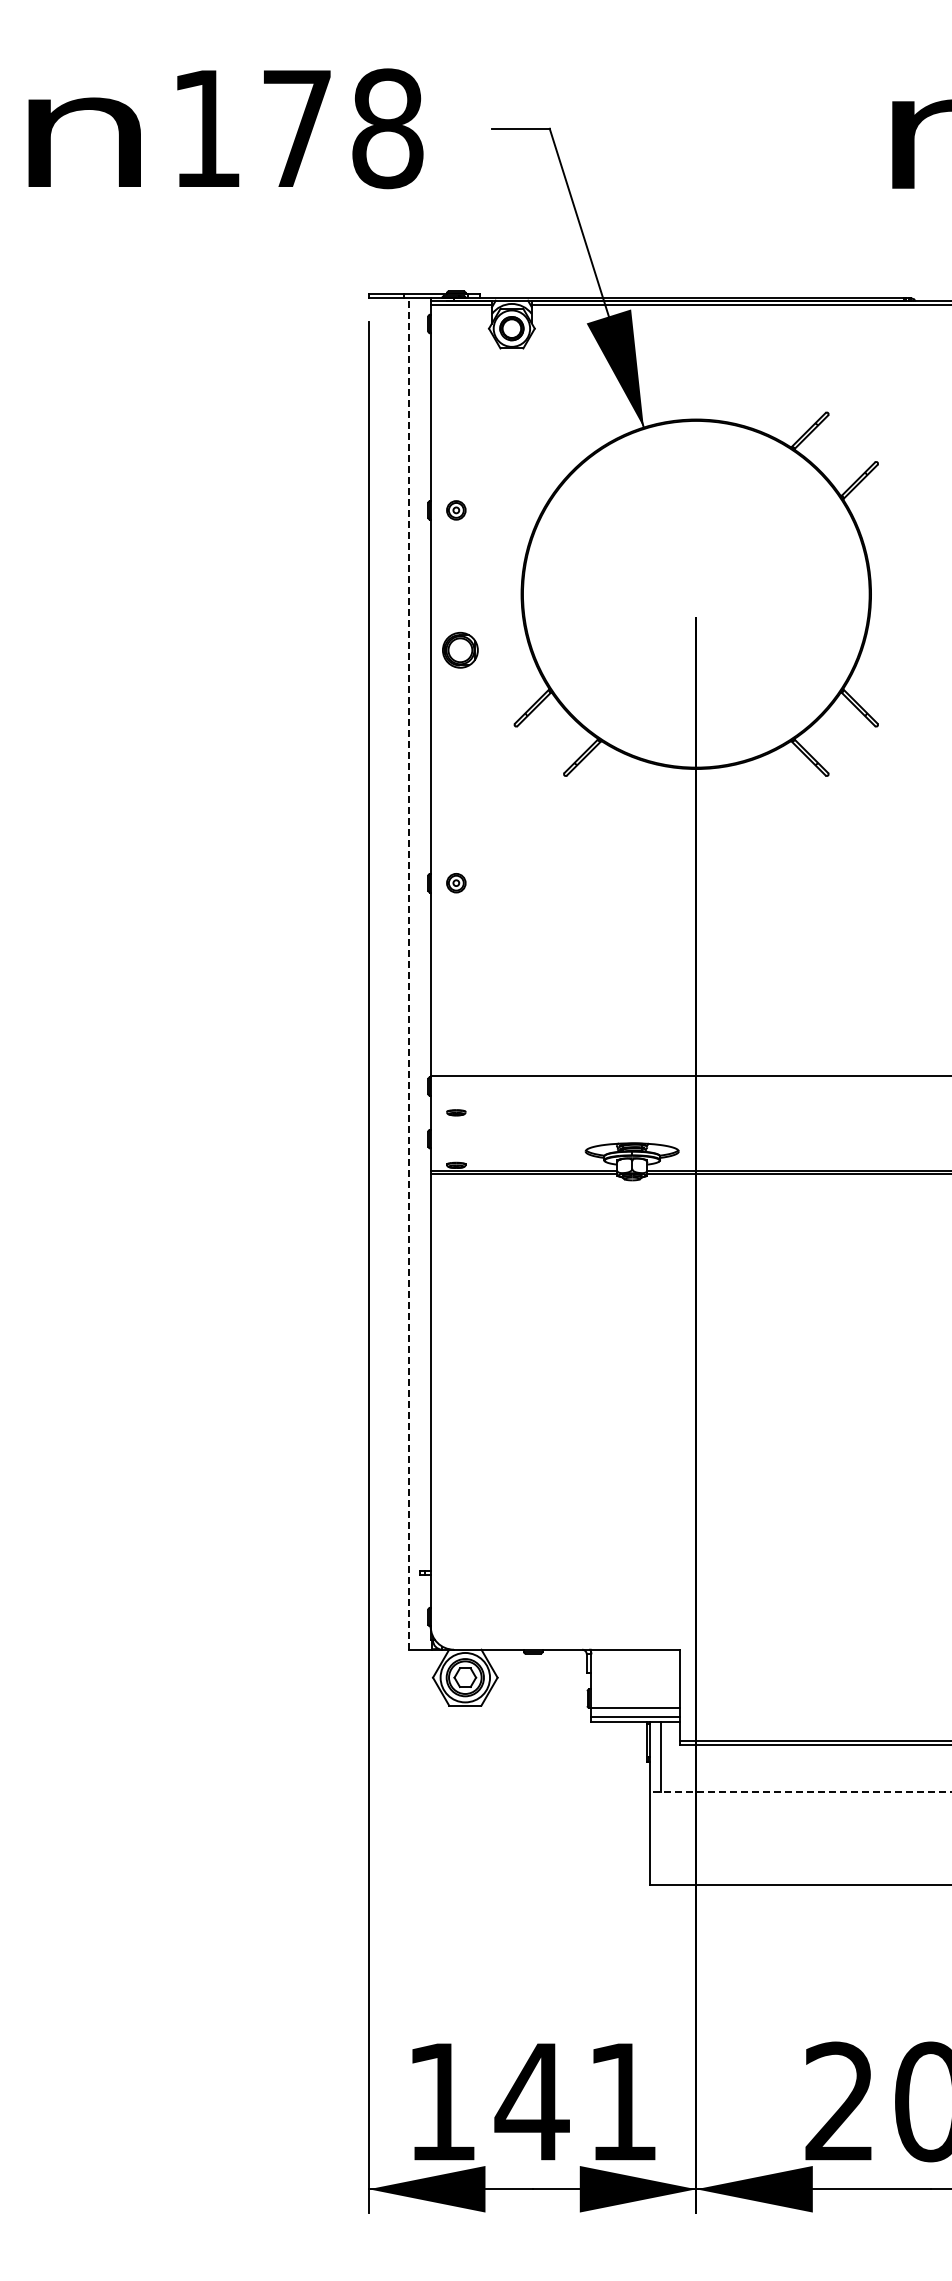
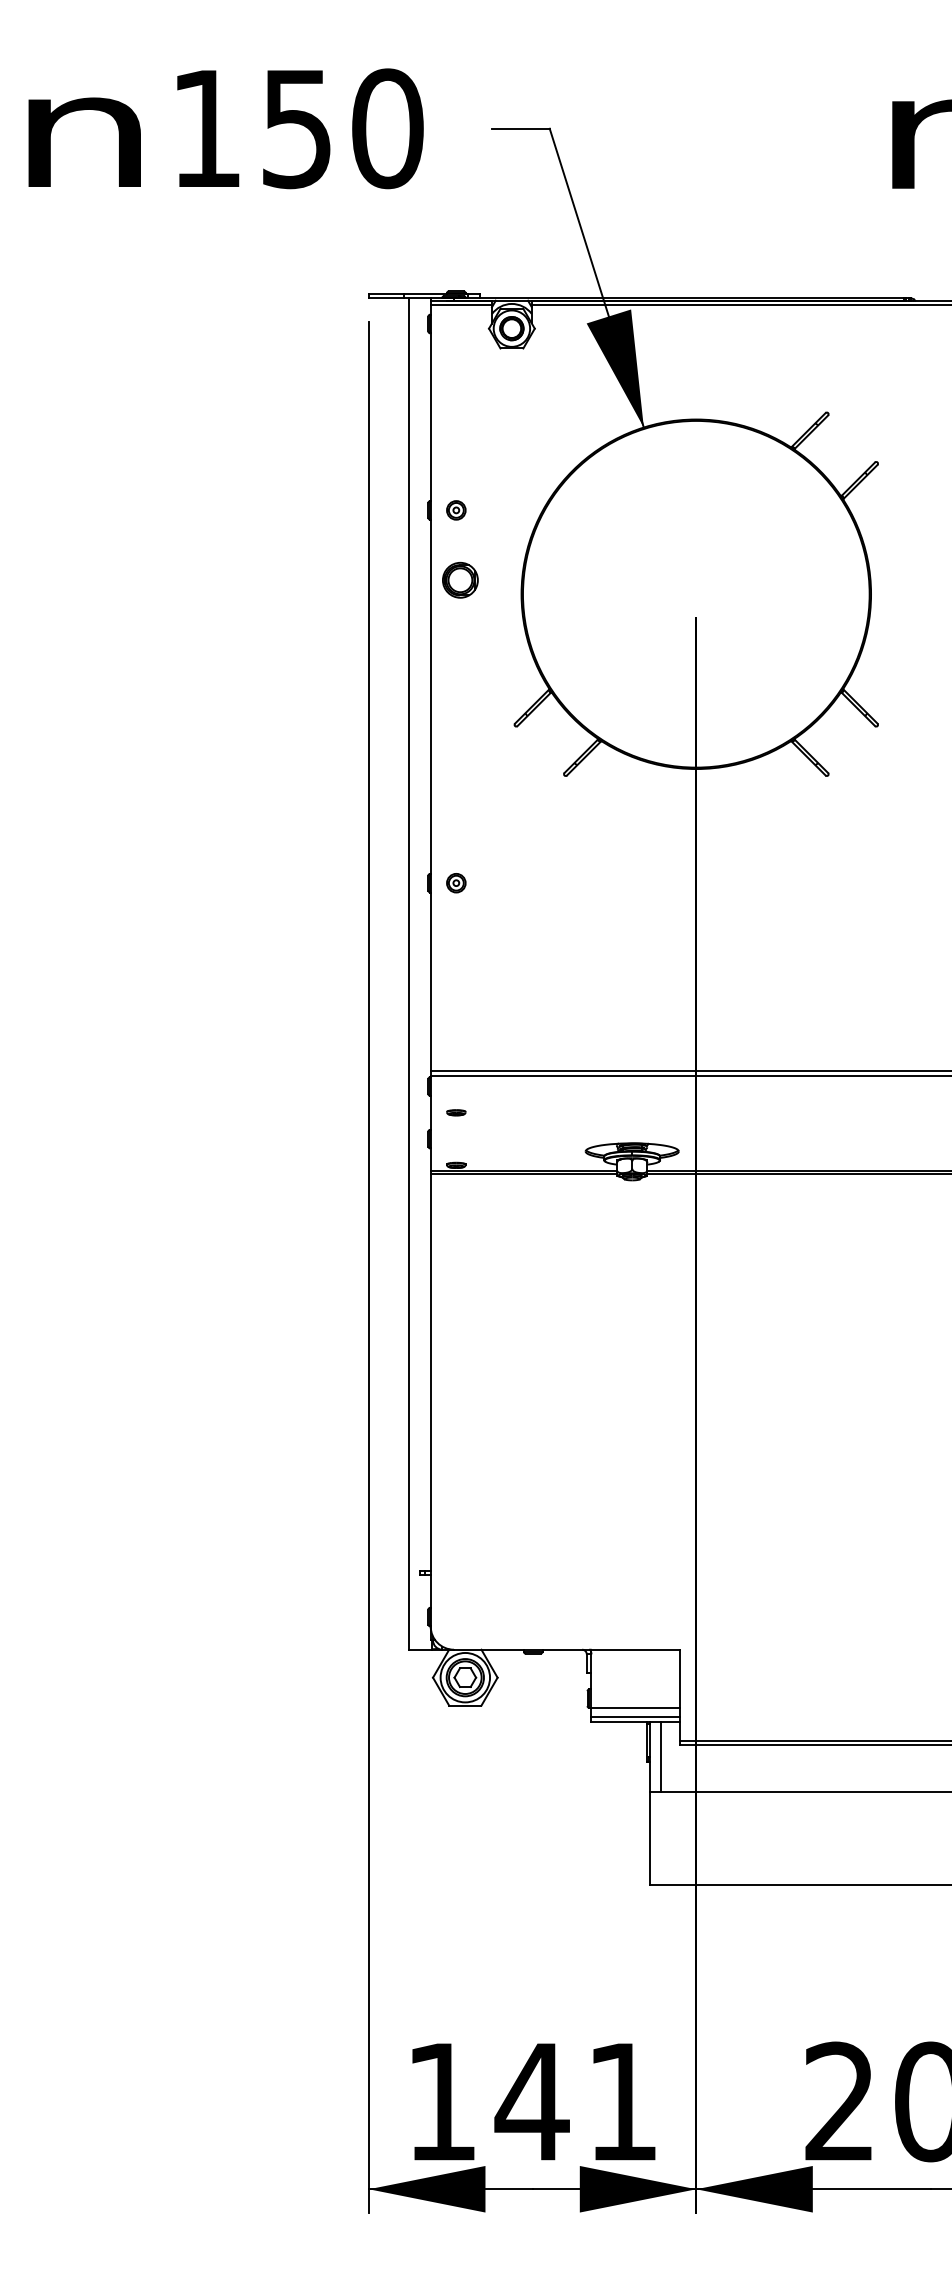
text: 178 -> 150 (343, 128)
part position: (460, 649) -> (460, 579) (460, 579)
line: dashed -> solid (408, 974)
line: none -> present (689, 1071)
line: dashed -> solid (800, 1791)
